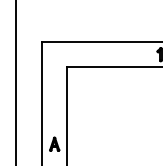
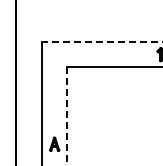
line: solid -> dashed (101, 41)
line: solid -> dashed (67, 116)
